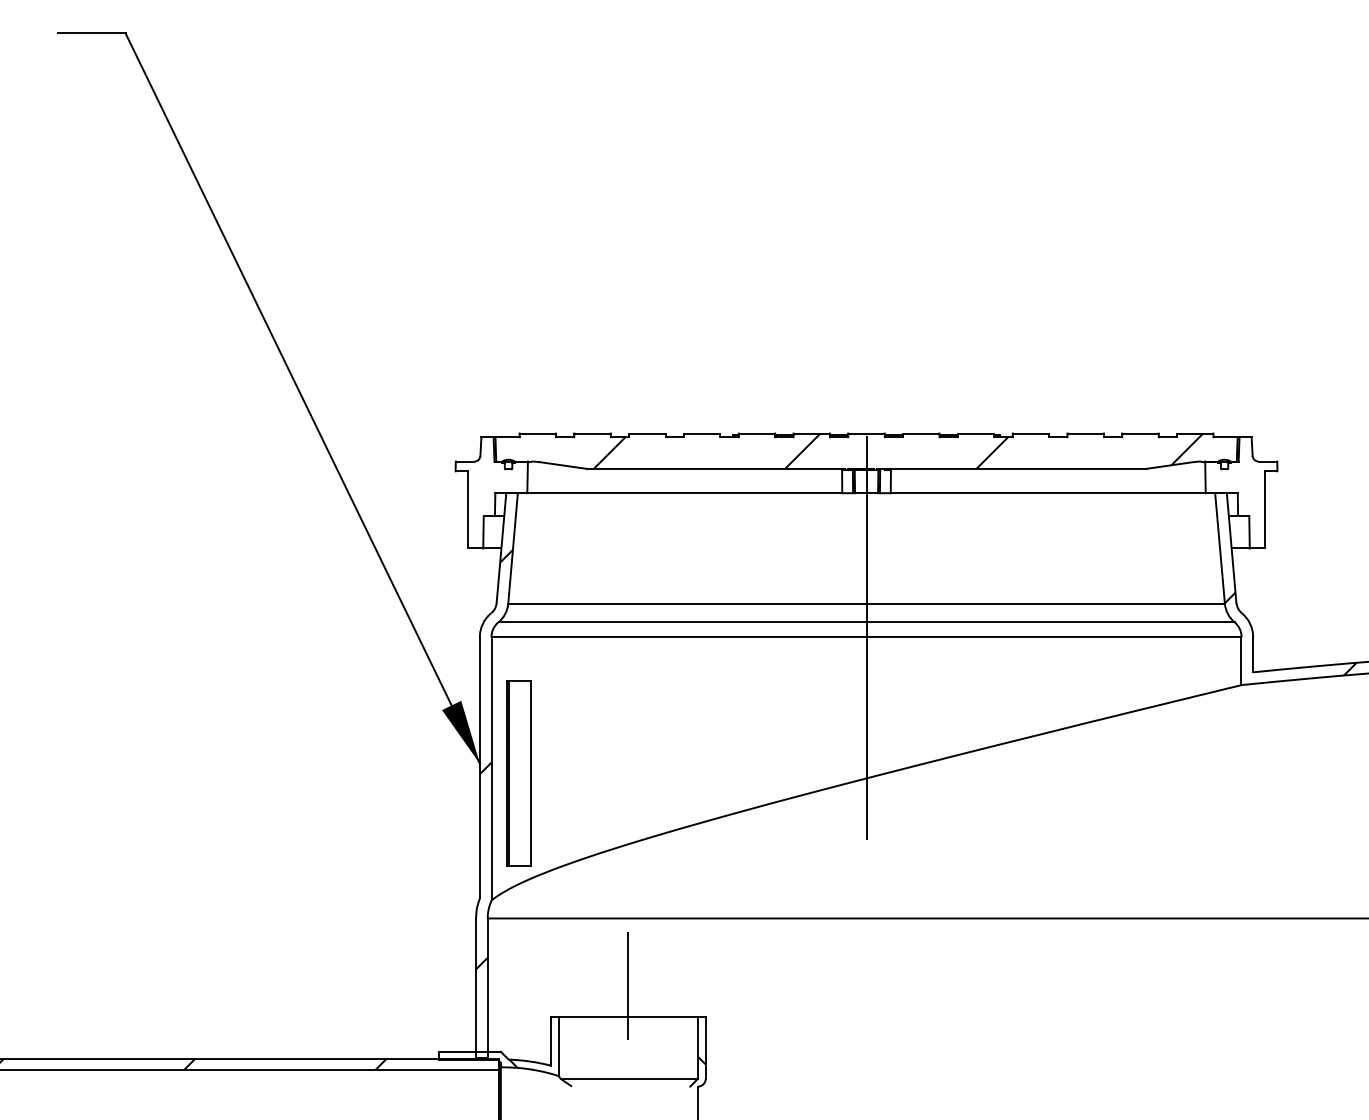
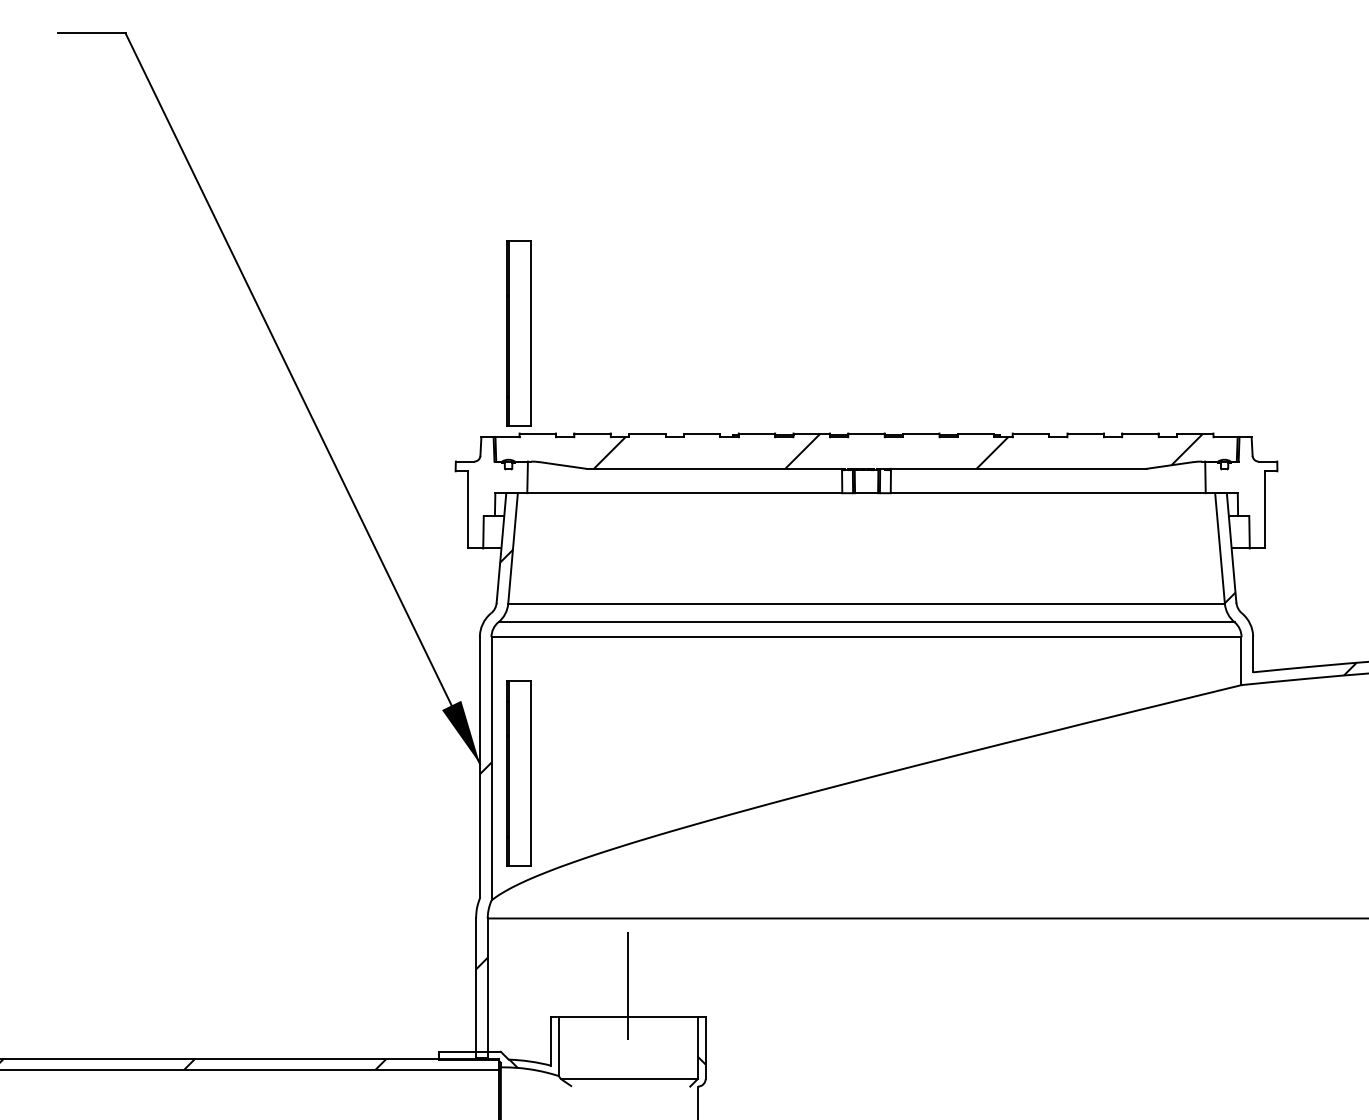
part: none -> present (518, 333)
line: present -> none (866, 638)
